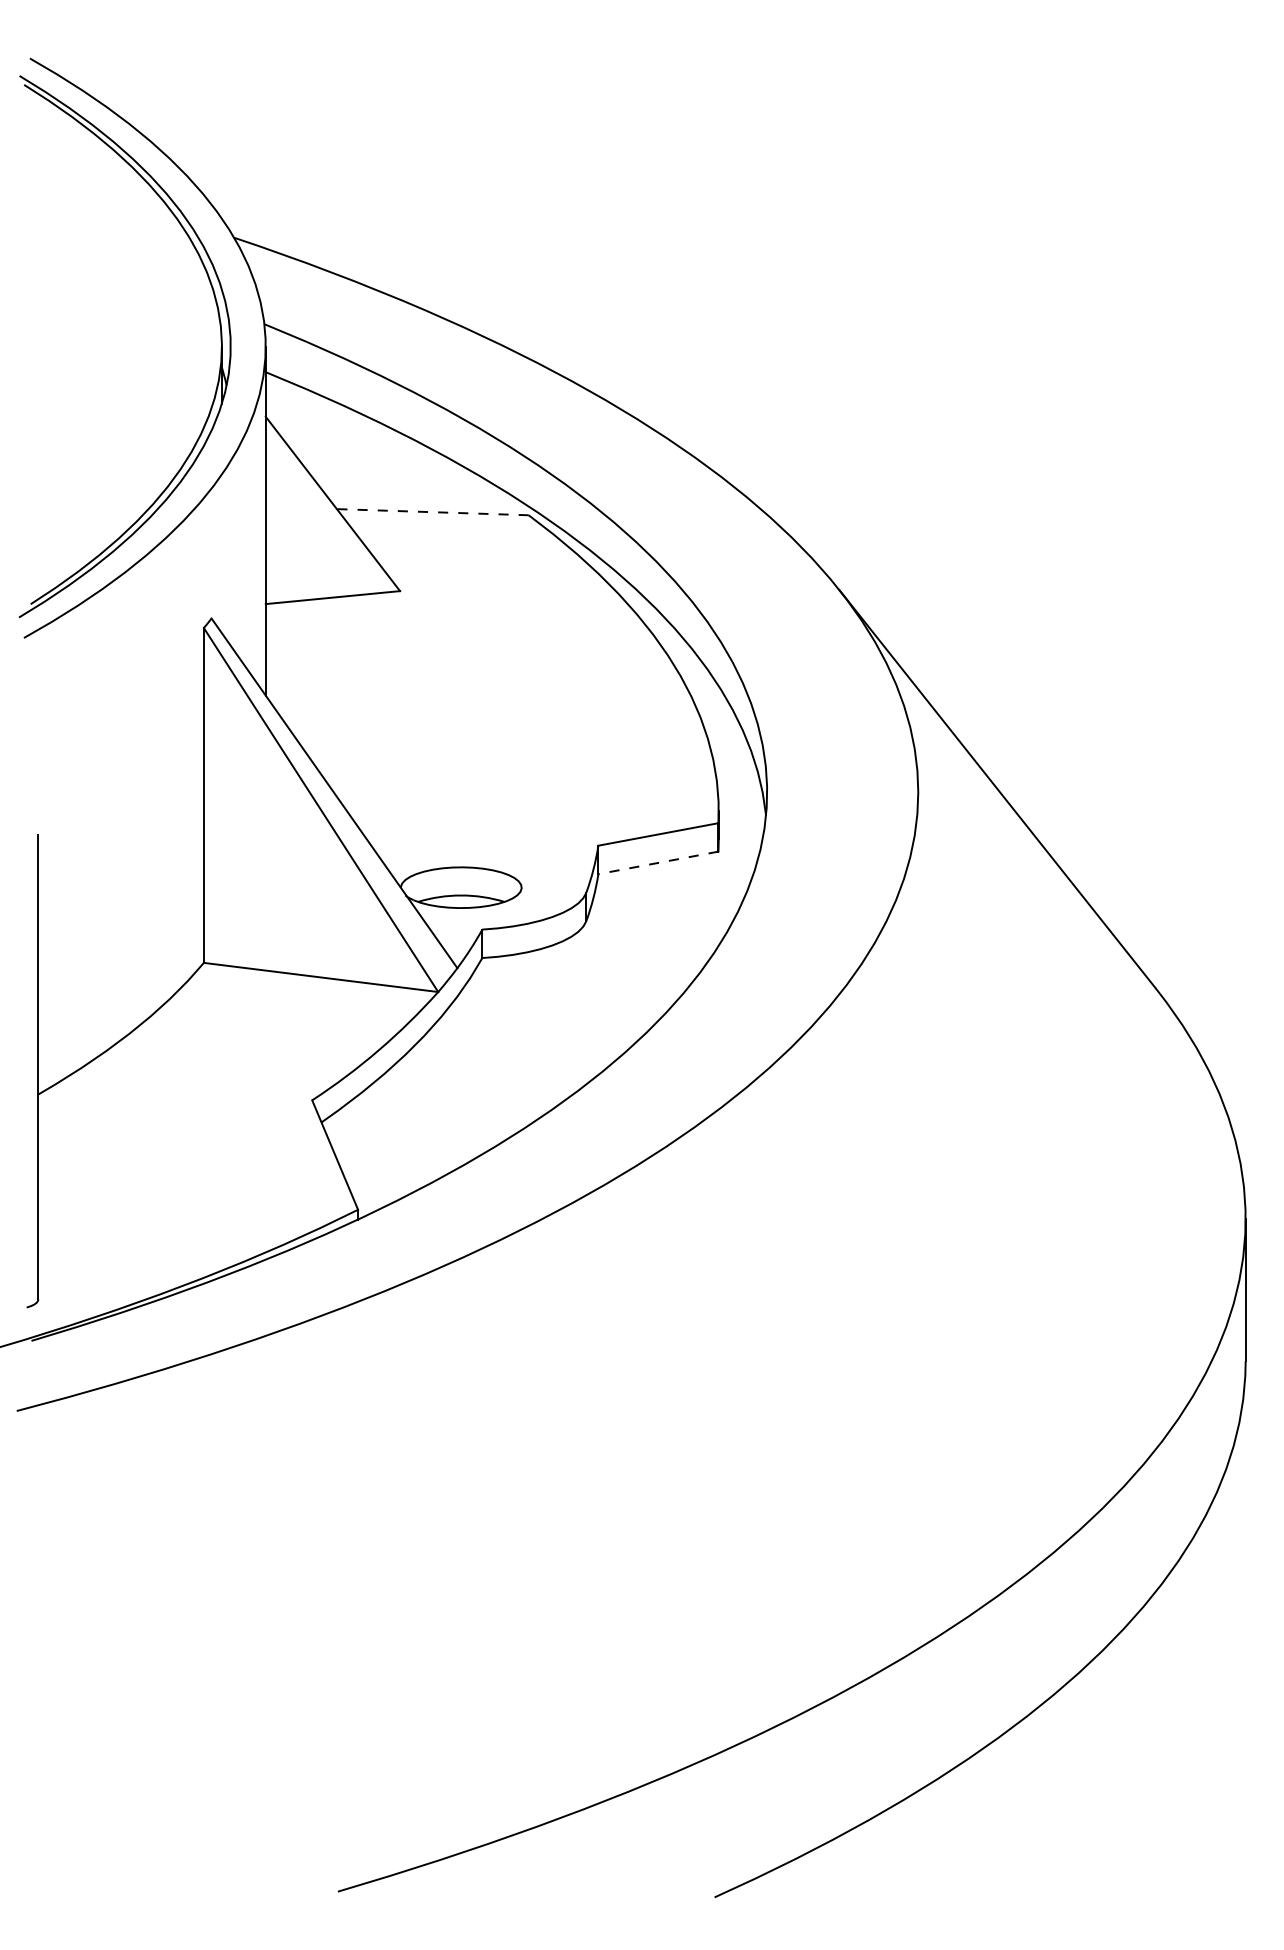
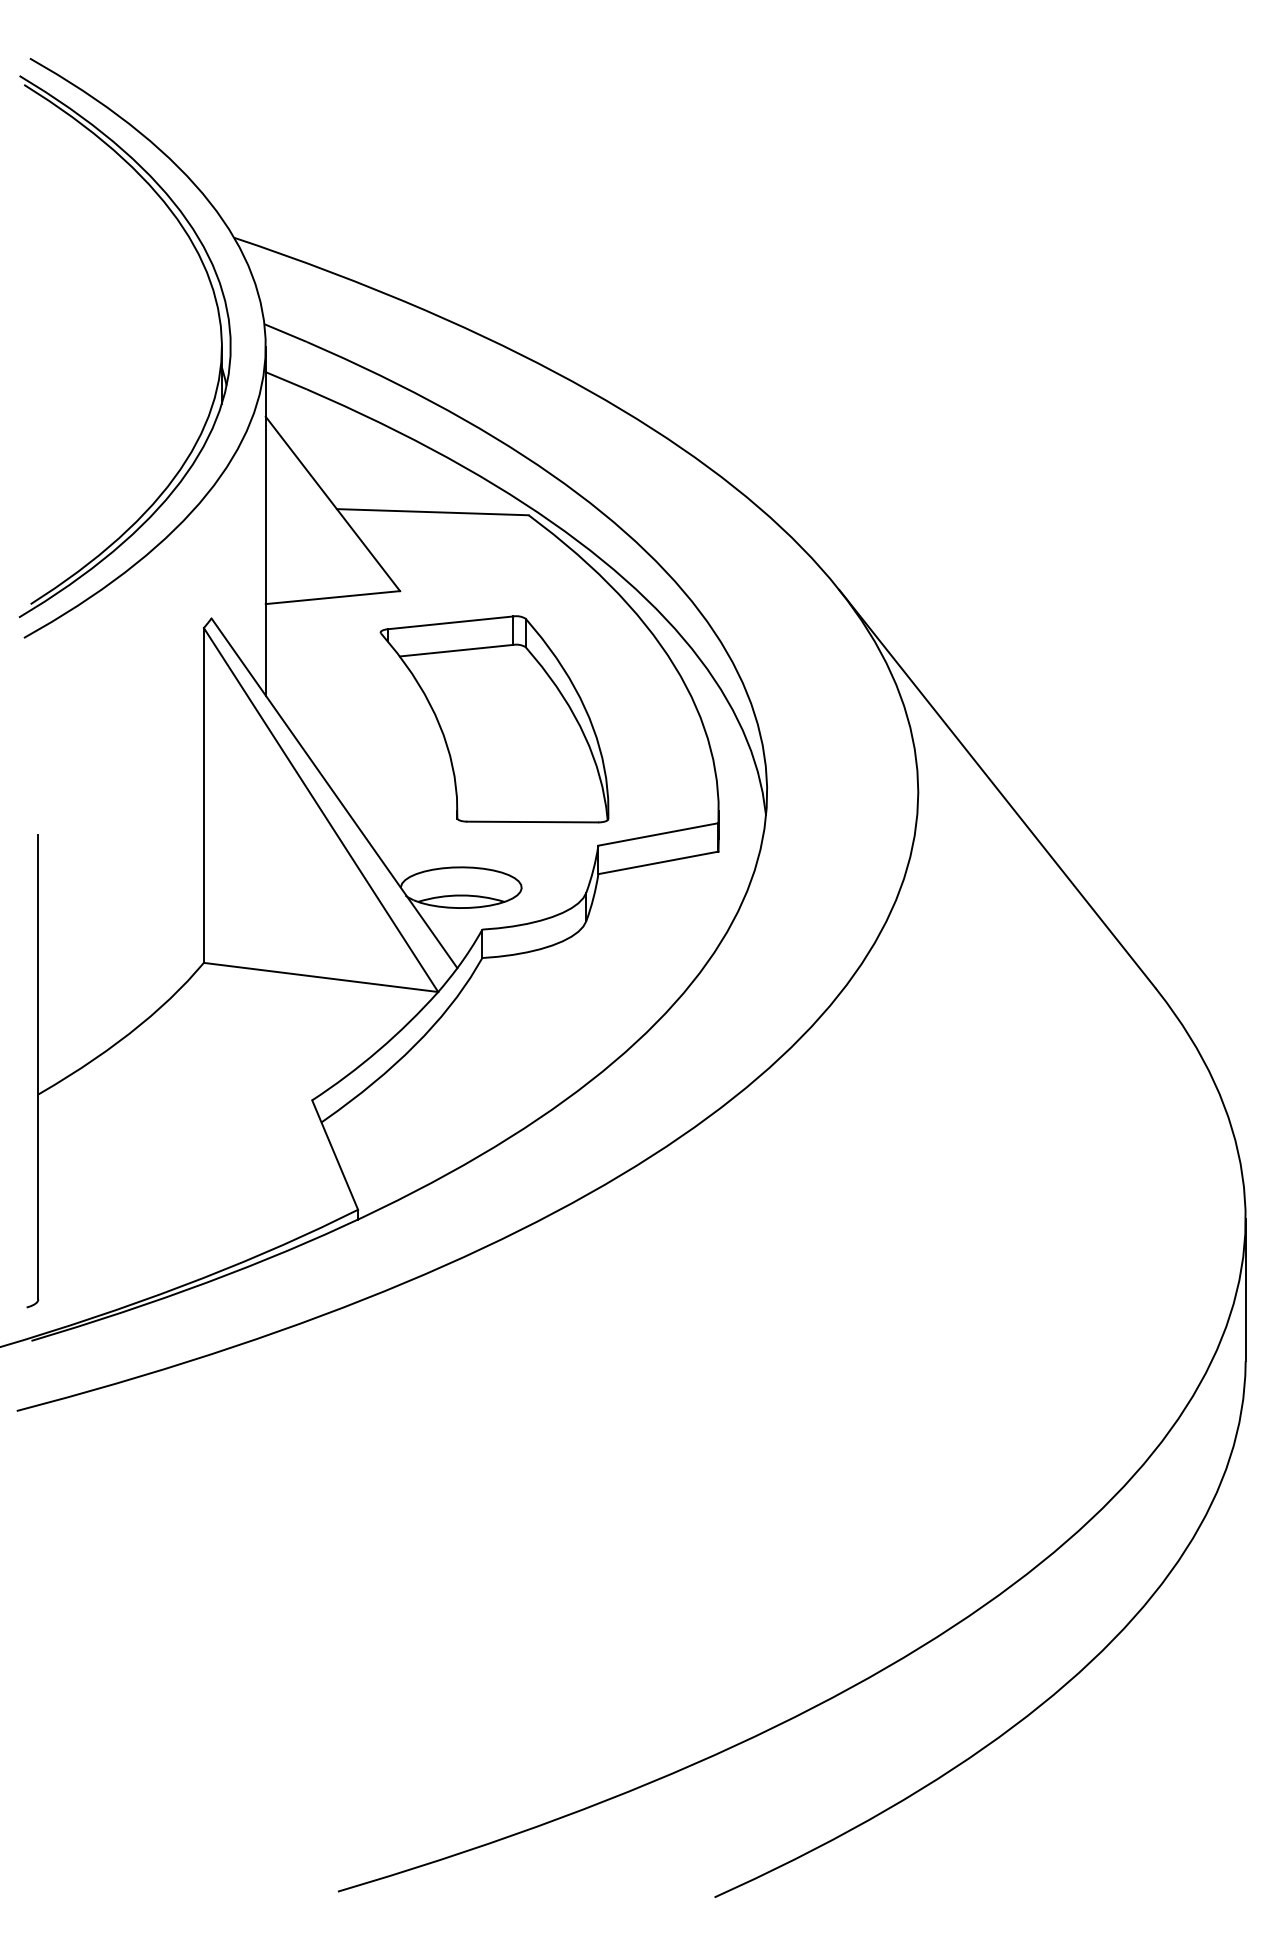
line: dashed -> solid (432, 512)
part: none -> present (494, 719)
line: dashed -> solid (657, 862)
